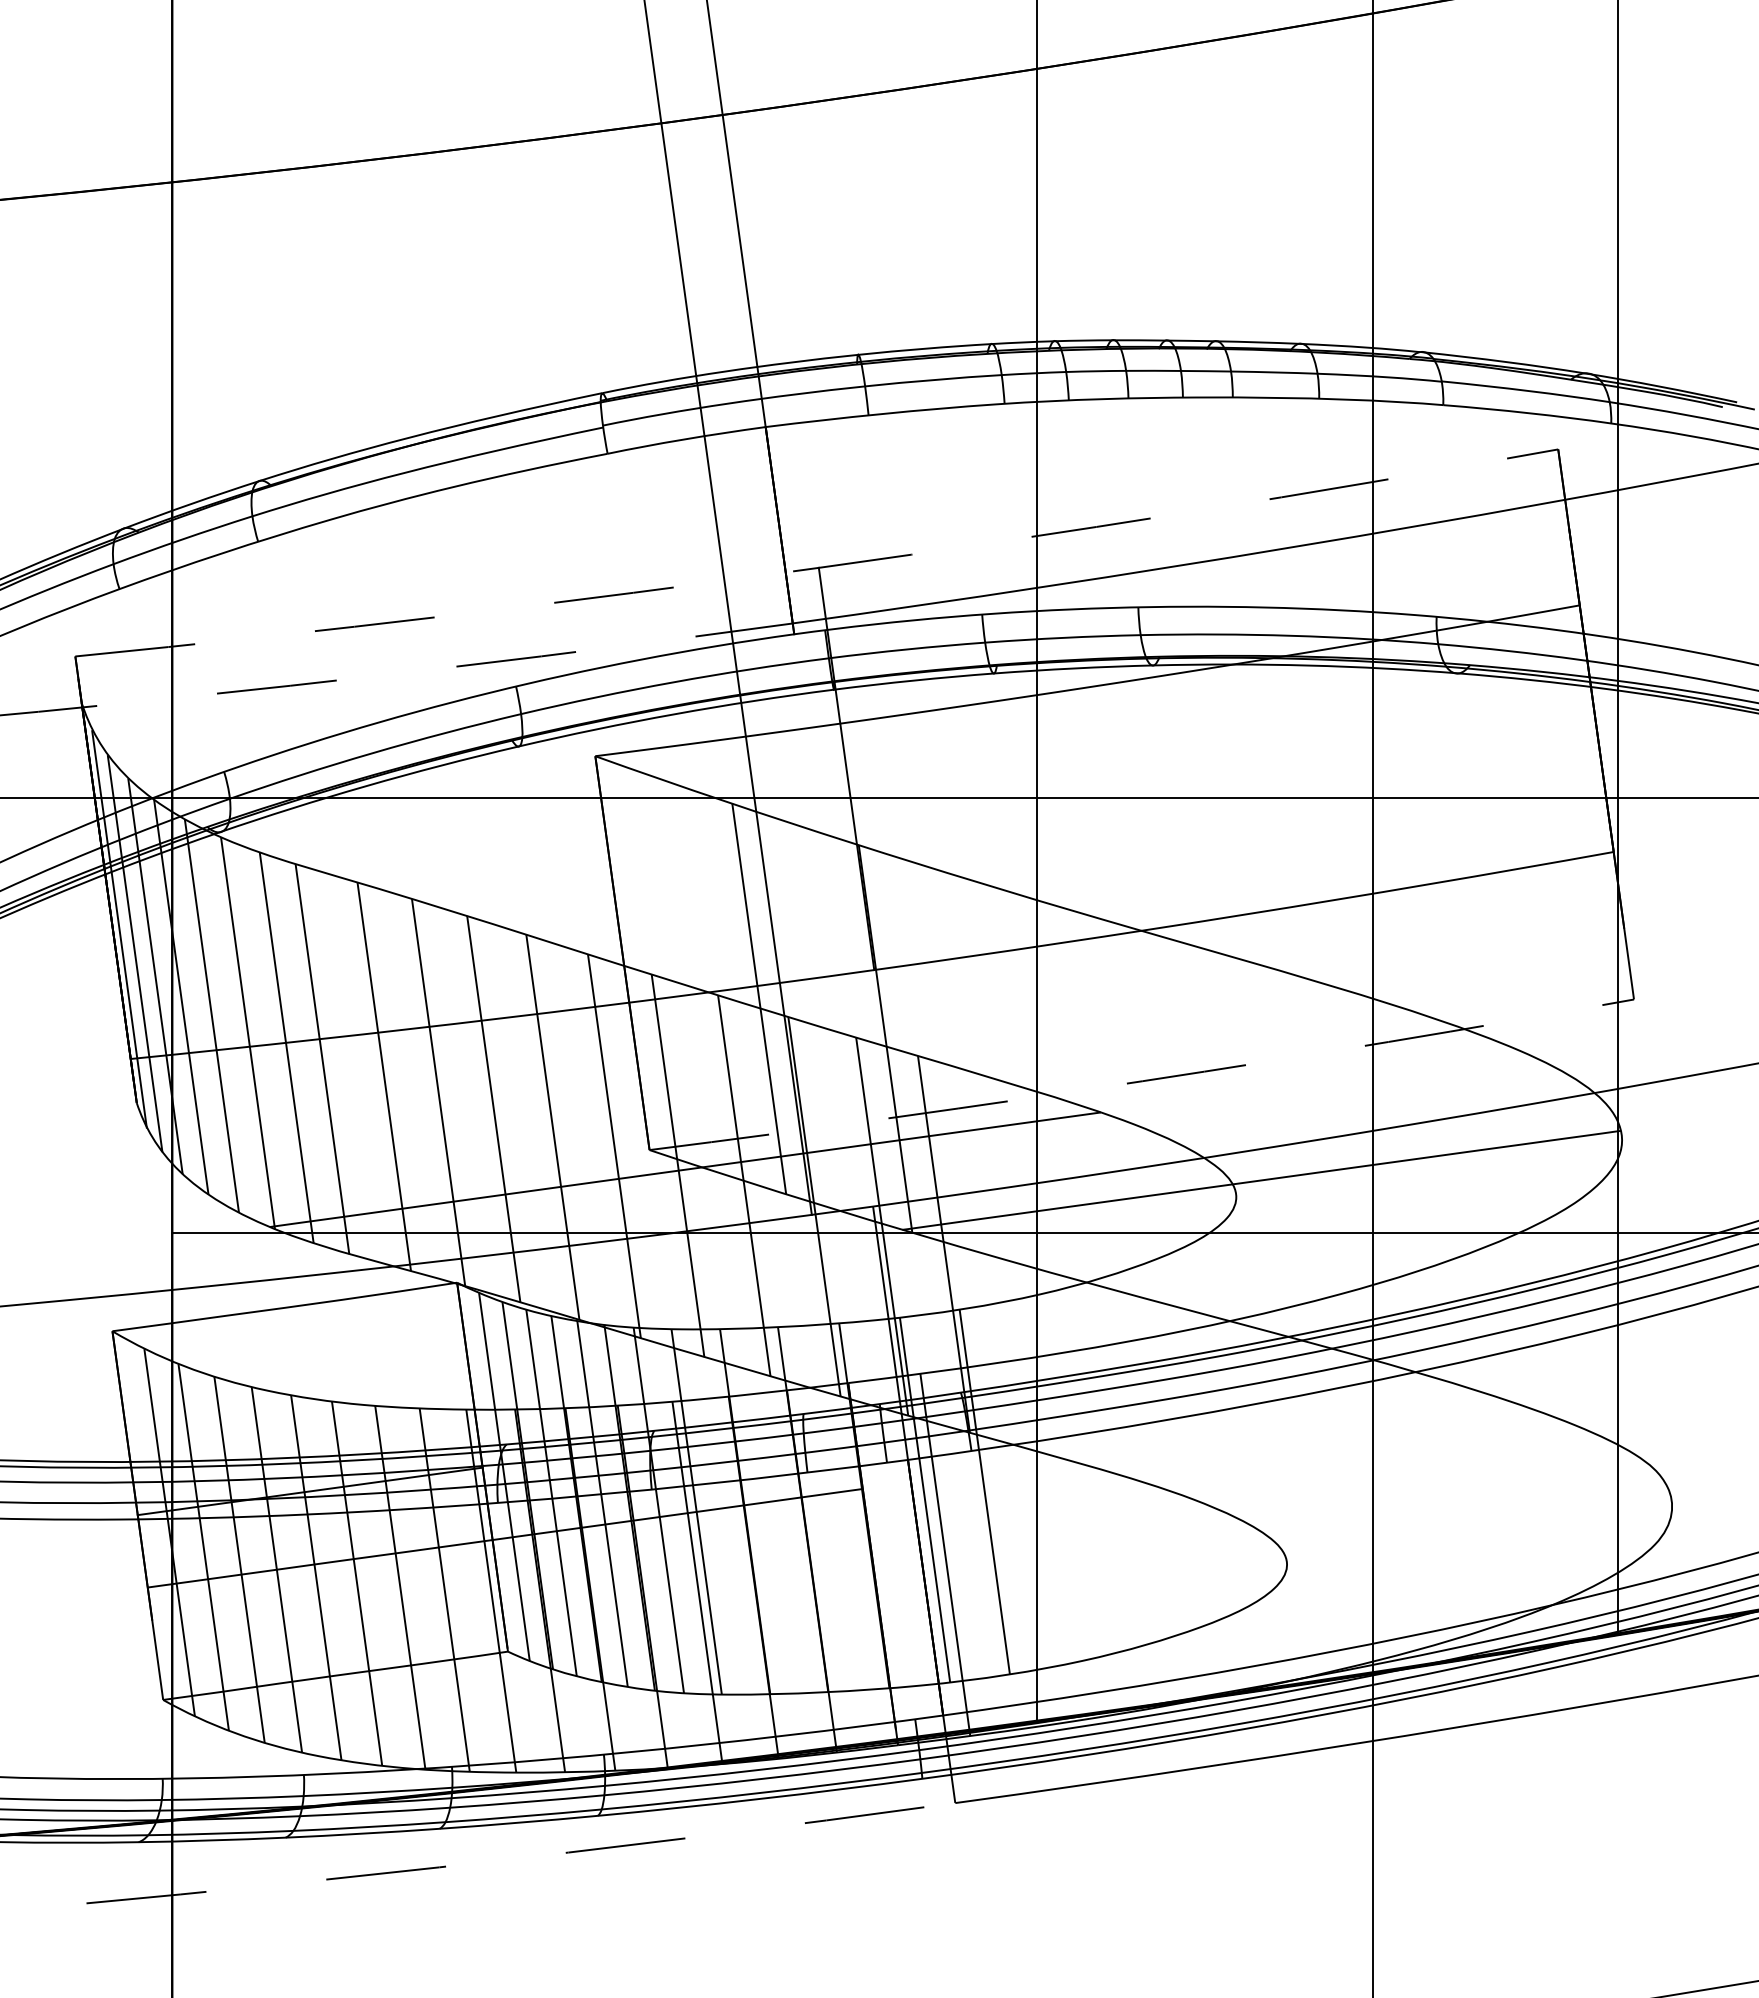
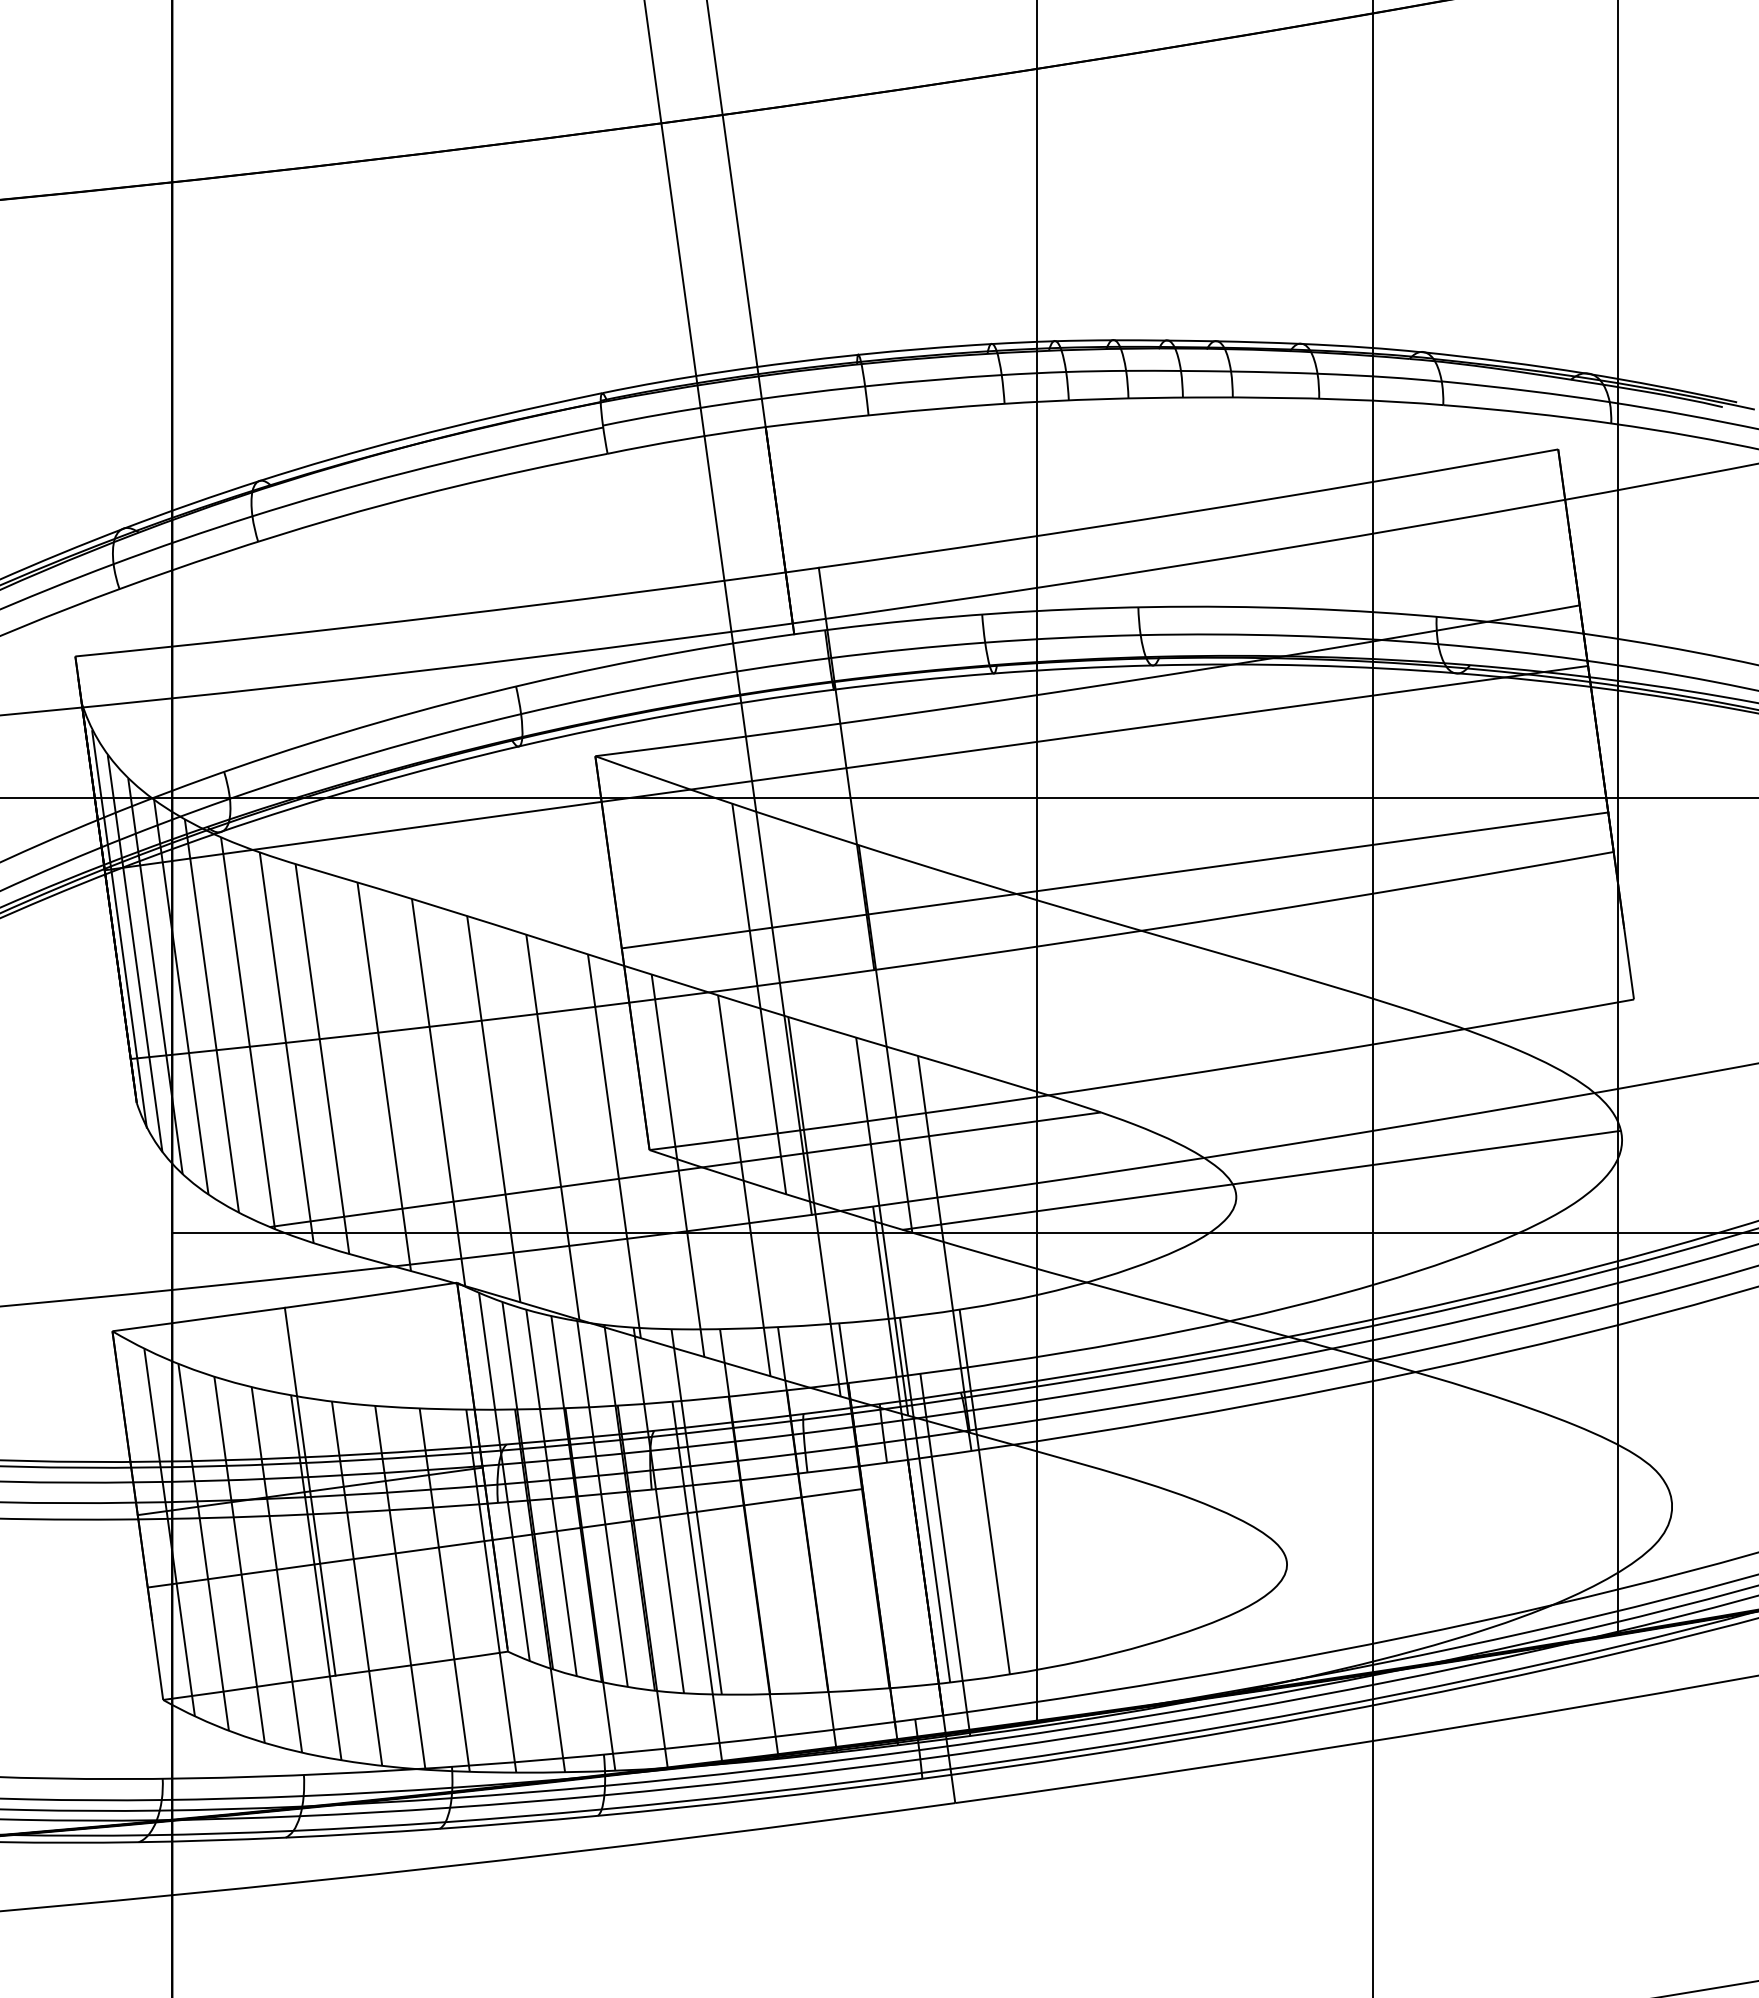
arc: dashed -> solid (818, 567)
arc: dashed -> solid (397, 673)
line: none -> present (846, 767)
line: none -> present (1114, 880)
arc: dashed -> solid (1142, 1081)
line: none -> present (309, 1491)
arc: dashed -> solid (478, 1862)
